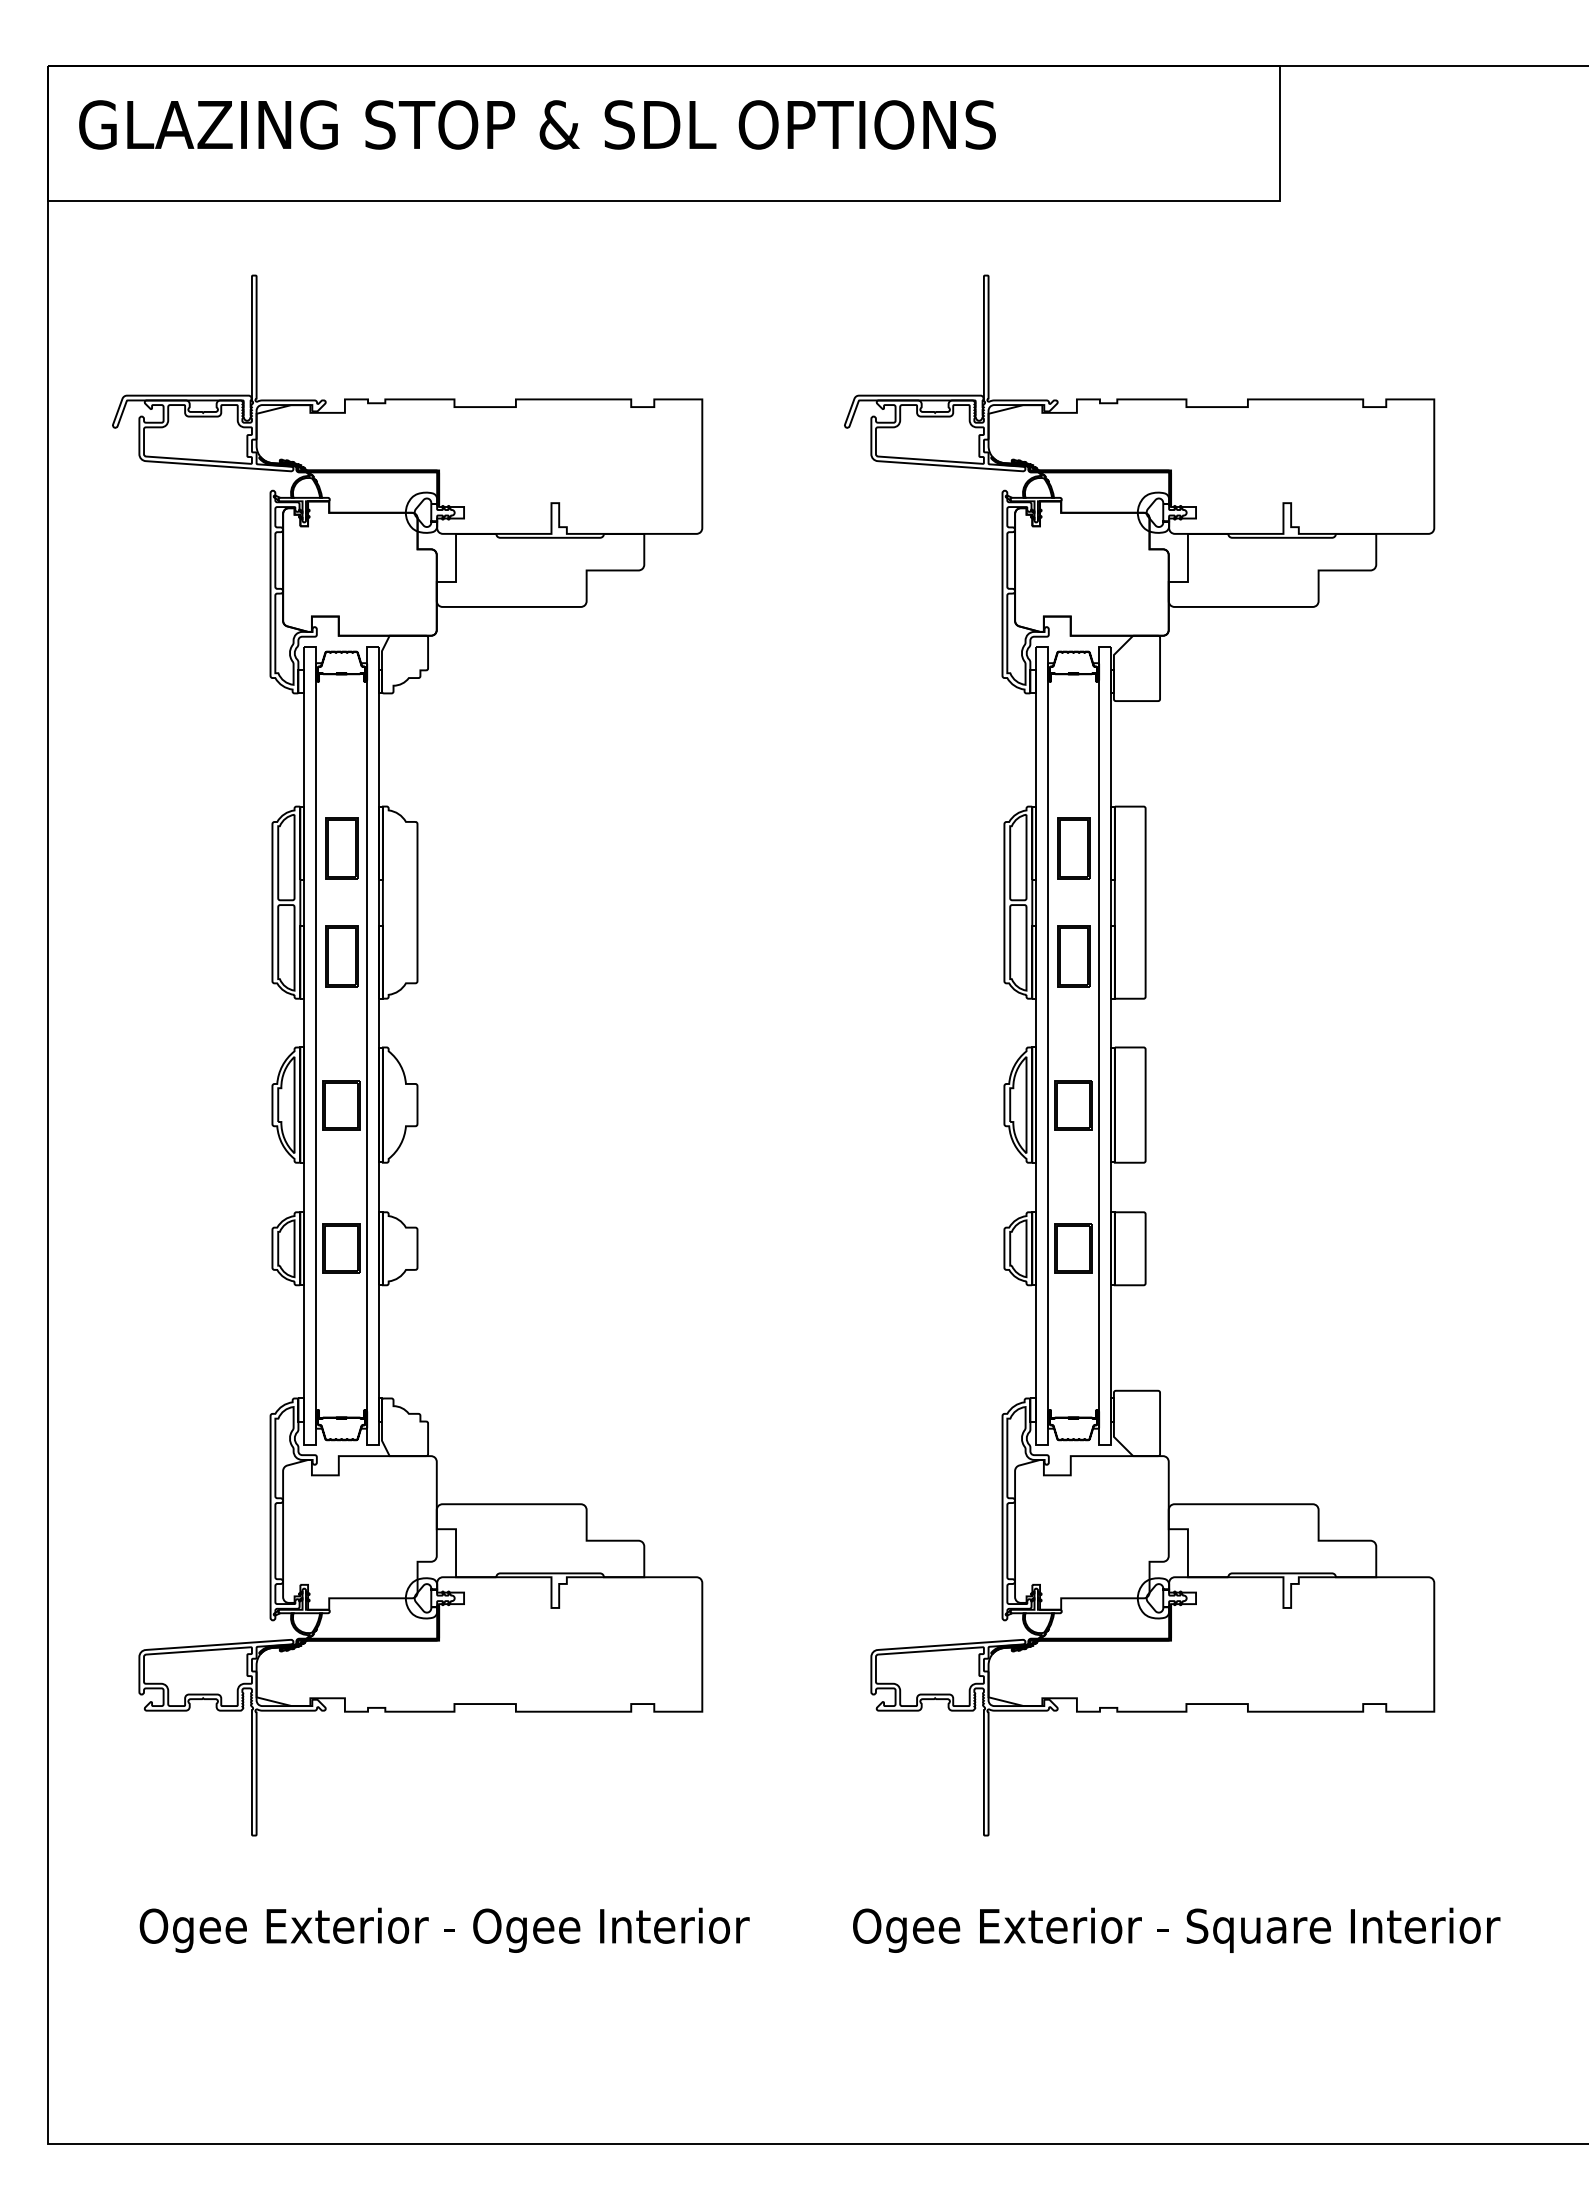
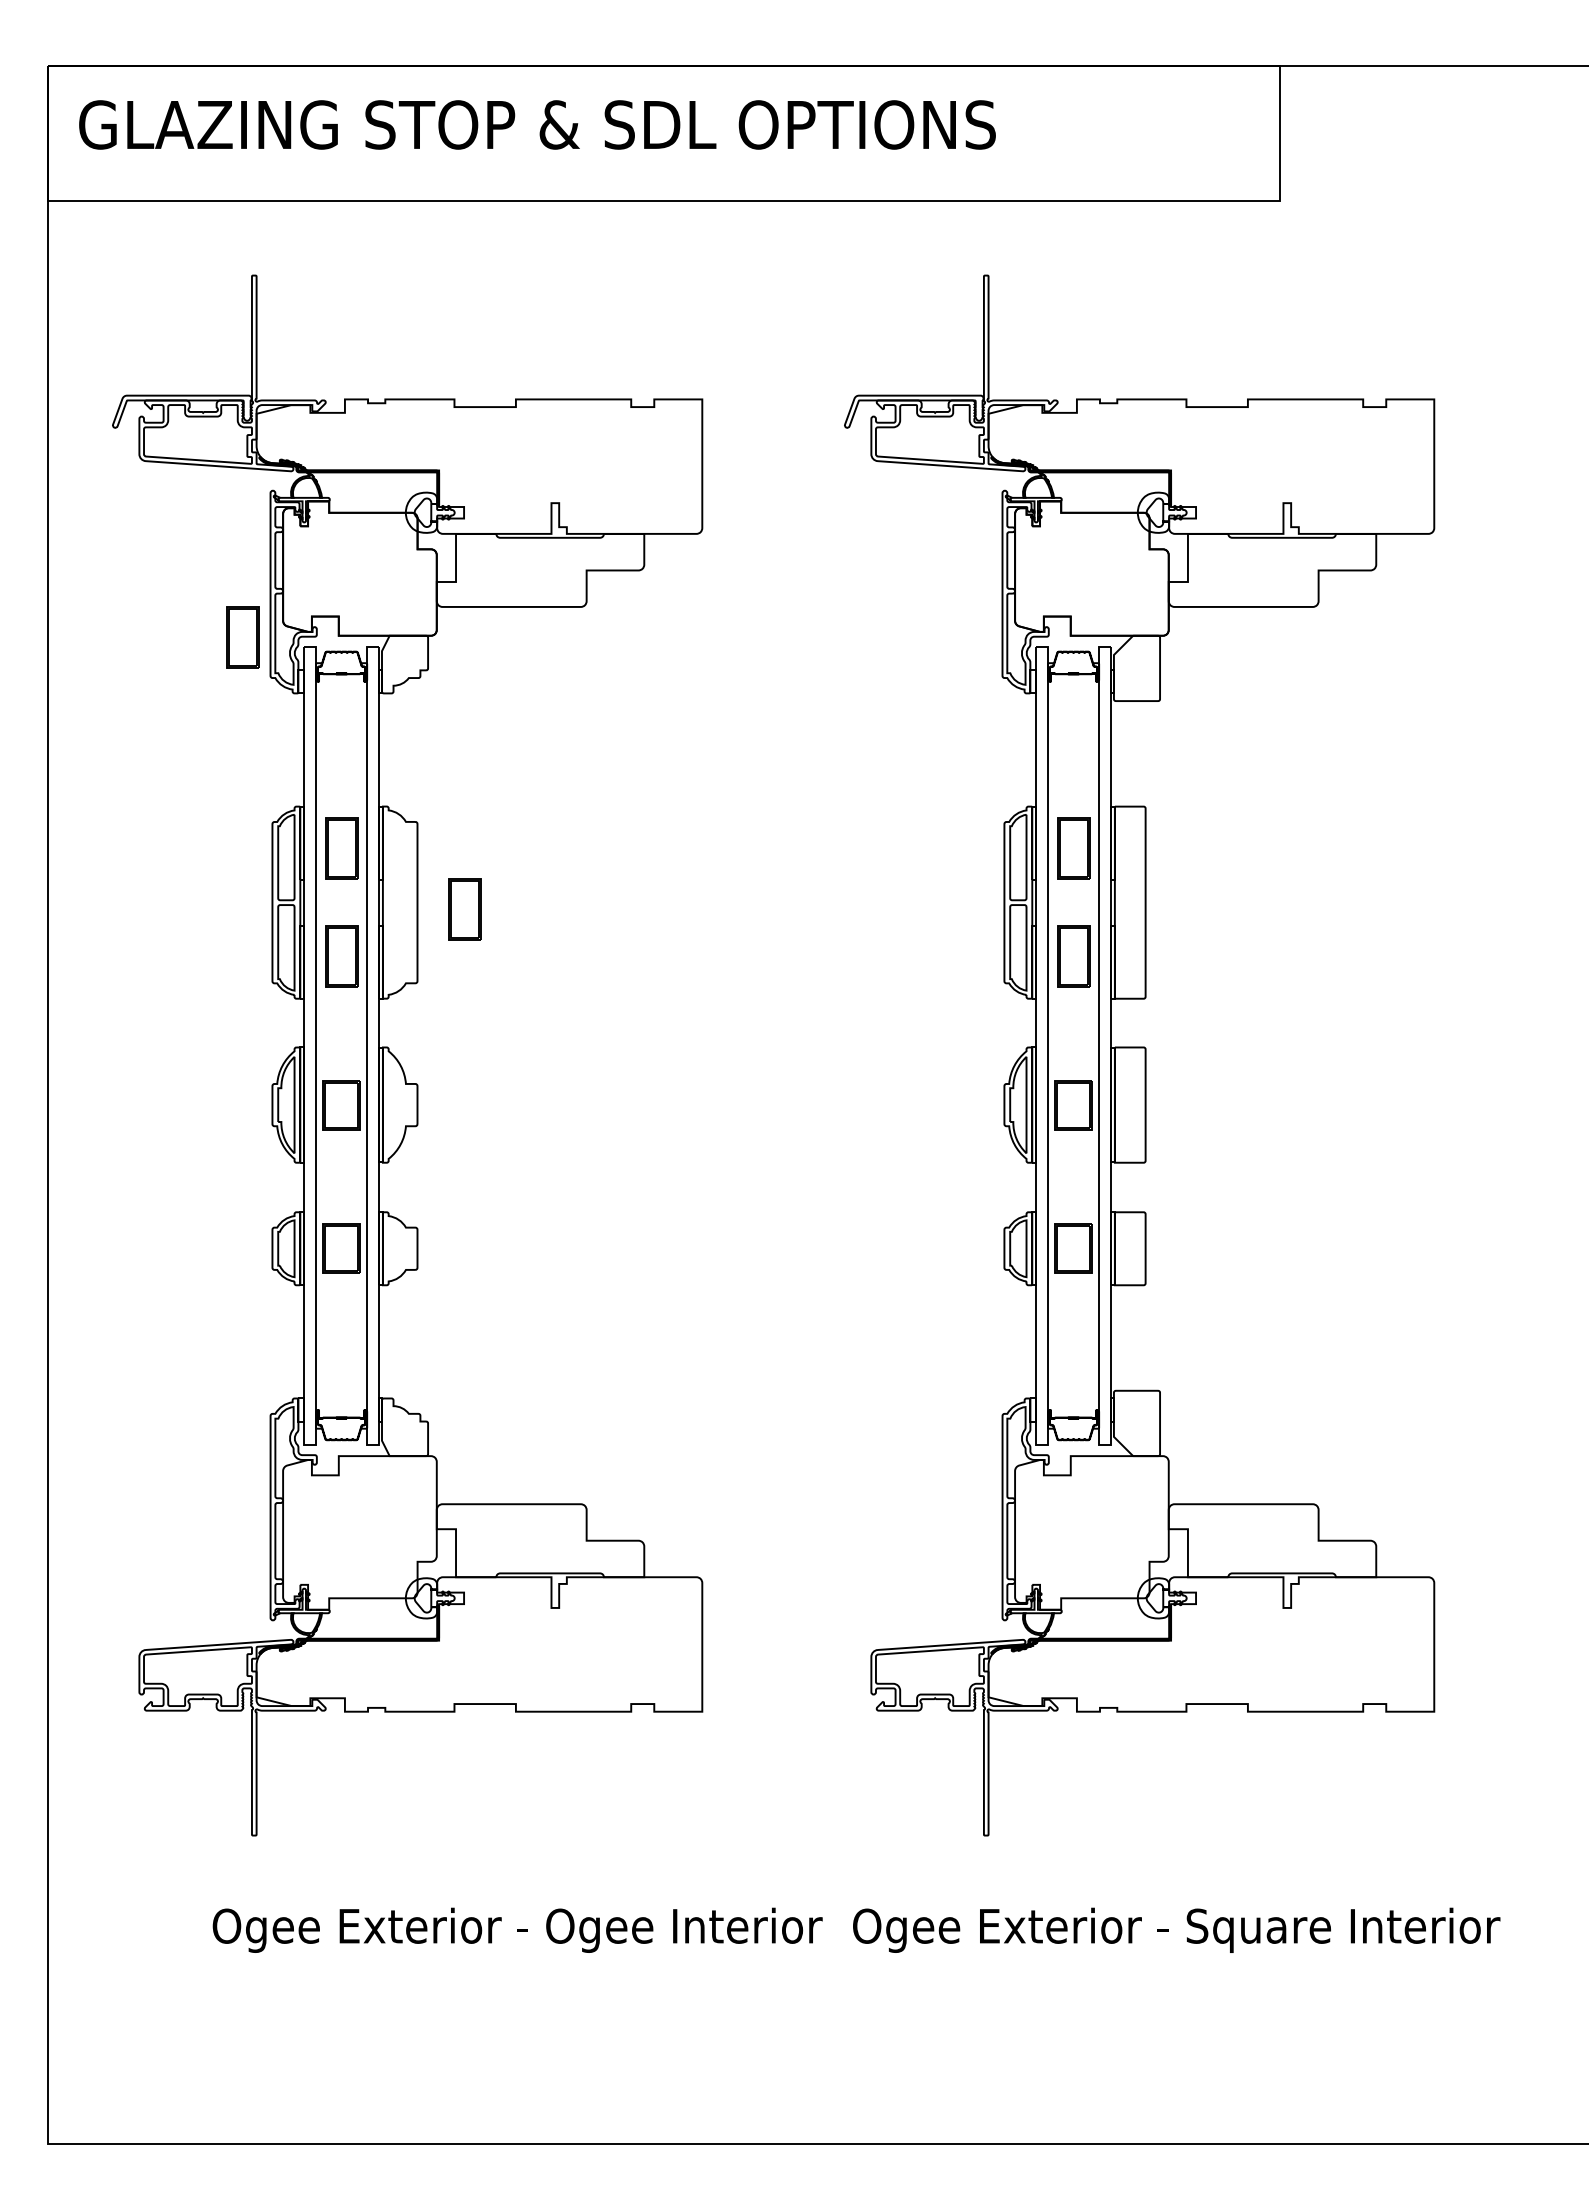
part: none -> present (242, 637)
part: none -> present (464, 909)
text position: (444, 1929) -> (517, 1929) (517, 1929)
